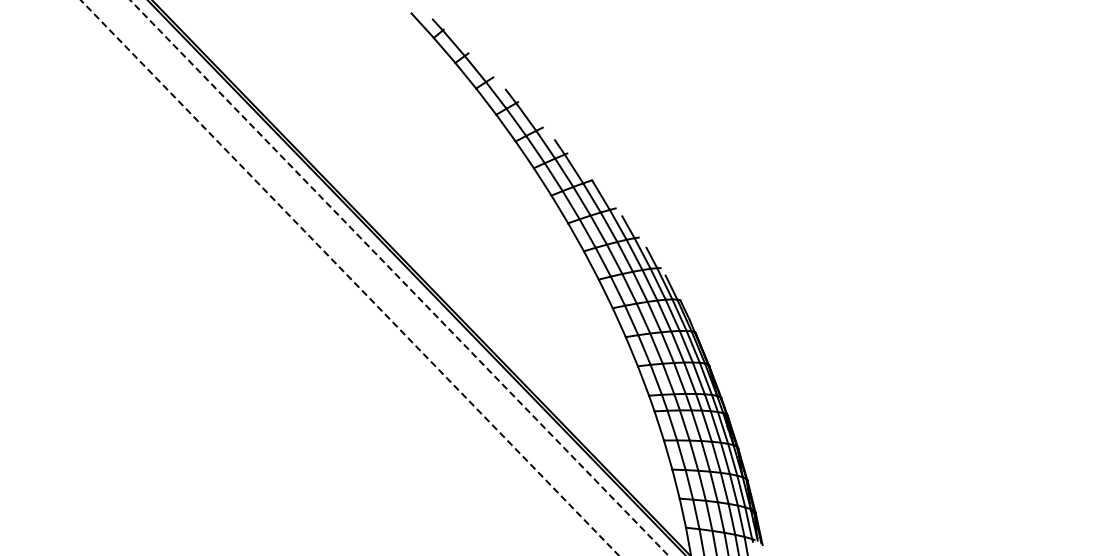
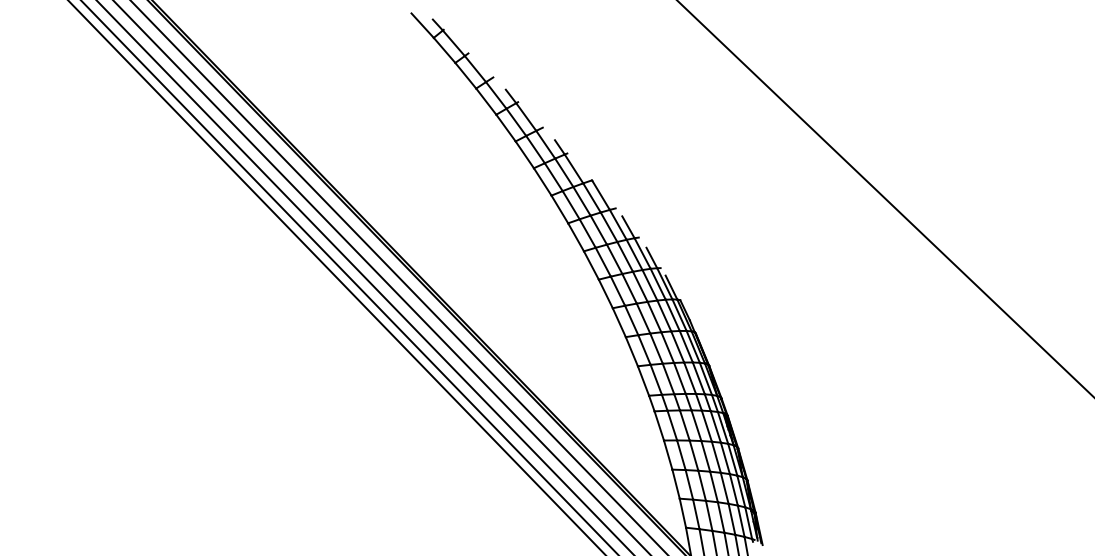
line: none -> present (885, 198)
line: none -> present (335, 277)
line: none -> present (364, 277)
line: none -> present (381, 277)
line: dashed -> solid (350, 278)
line: dashed -> solid (399, 278)
